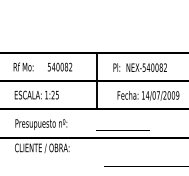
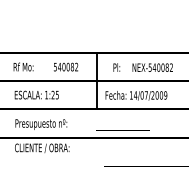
text position: (59, 66) -> (65, 66) (65, 66)
text position: (146, 67) -> (152, 67) (152, 67)
text position: (148, 95) -> (136, 95) (136, 95)
